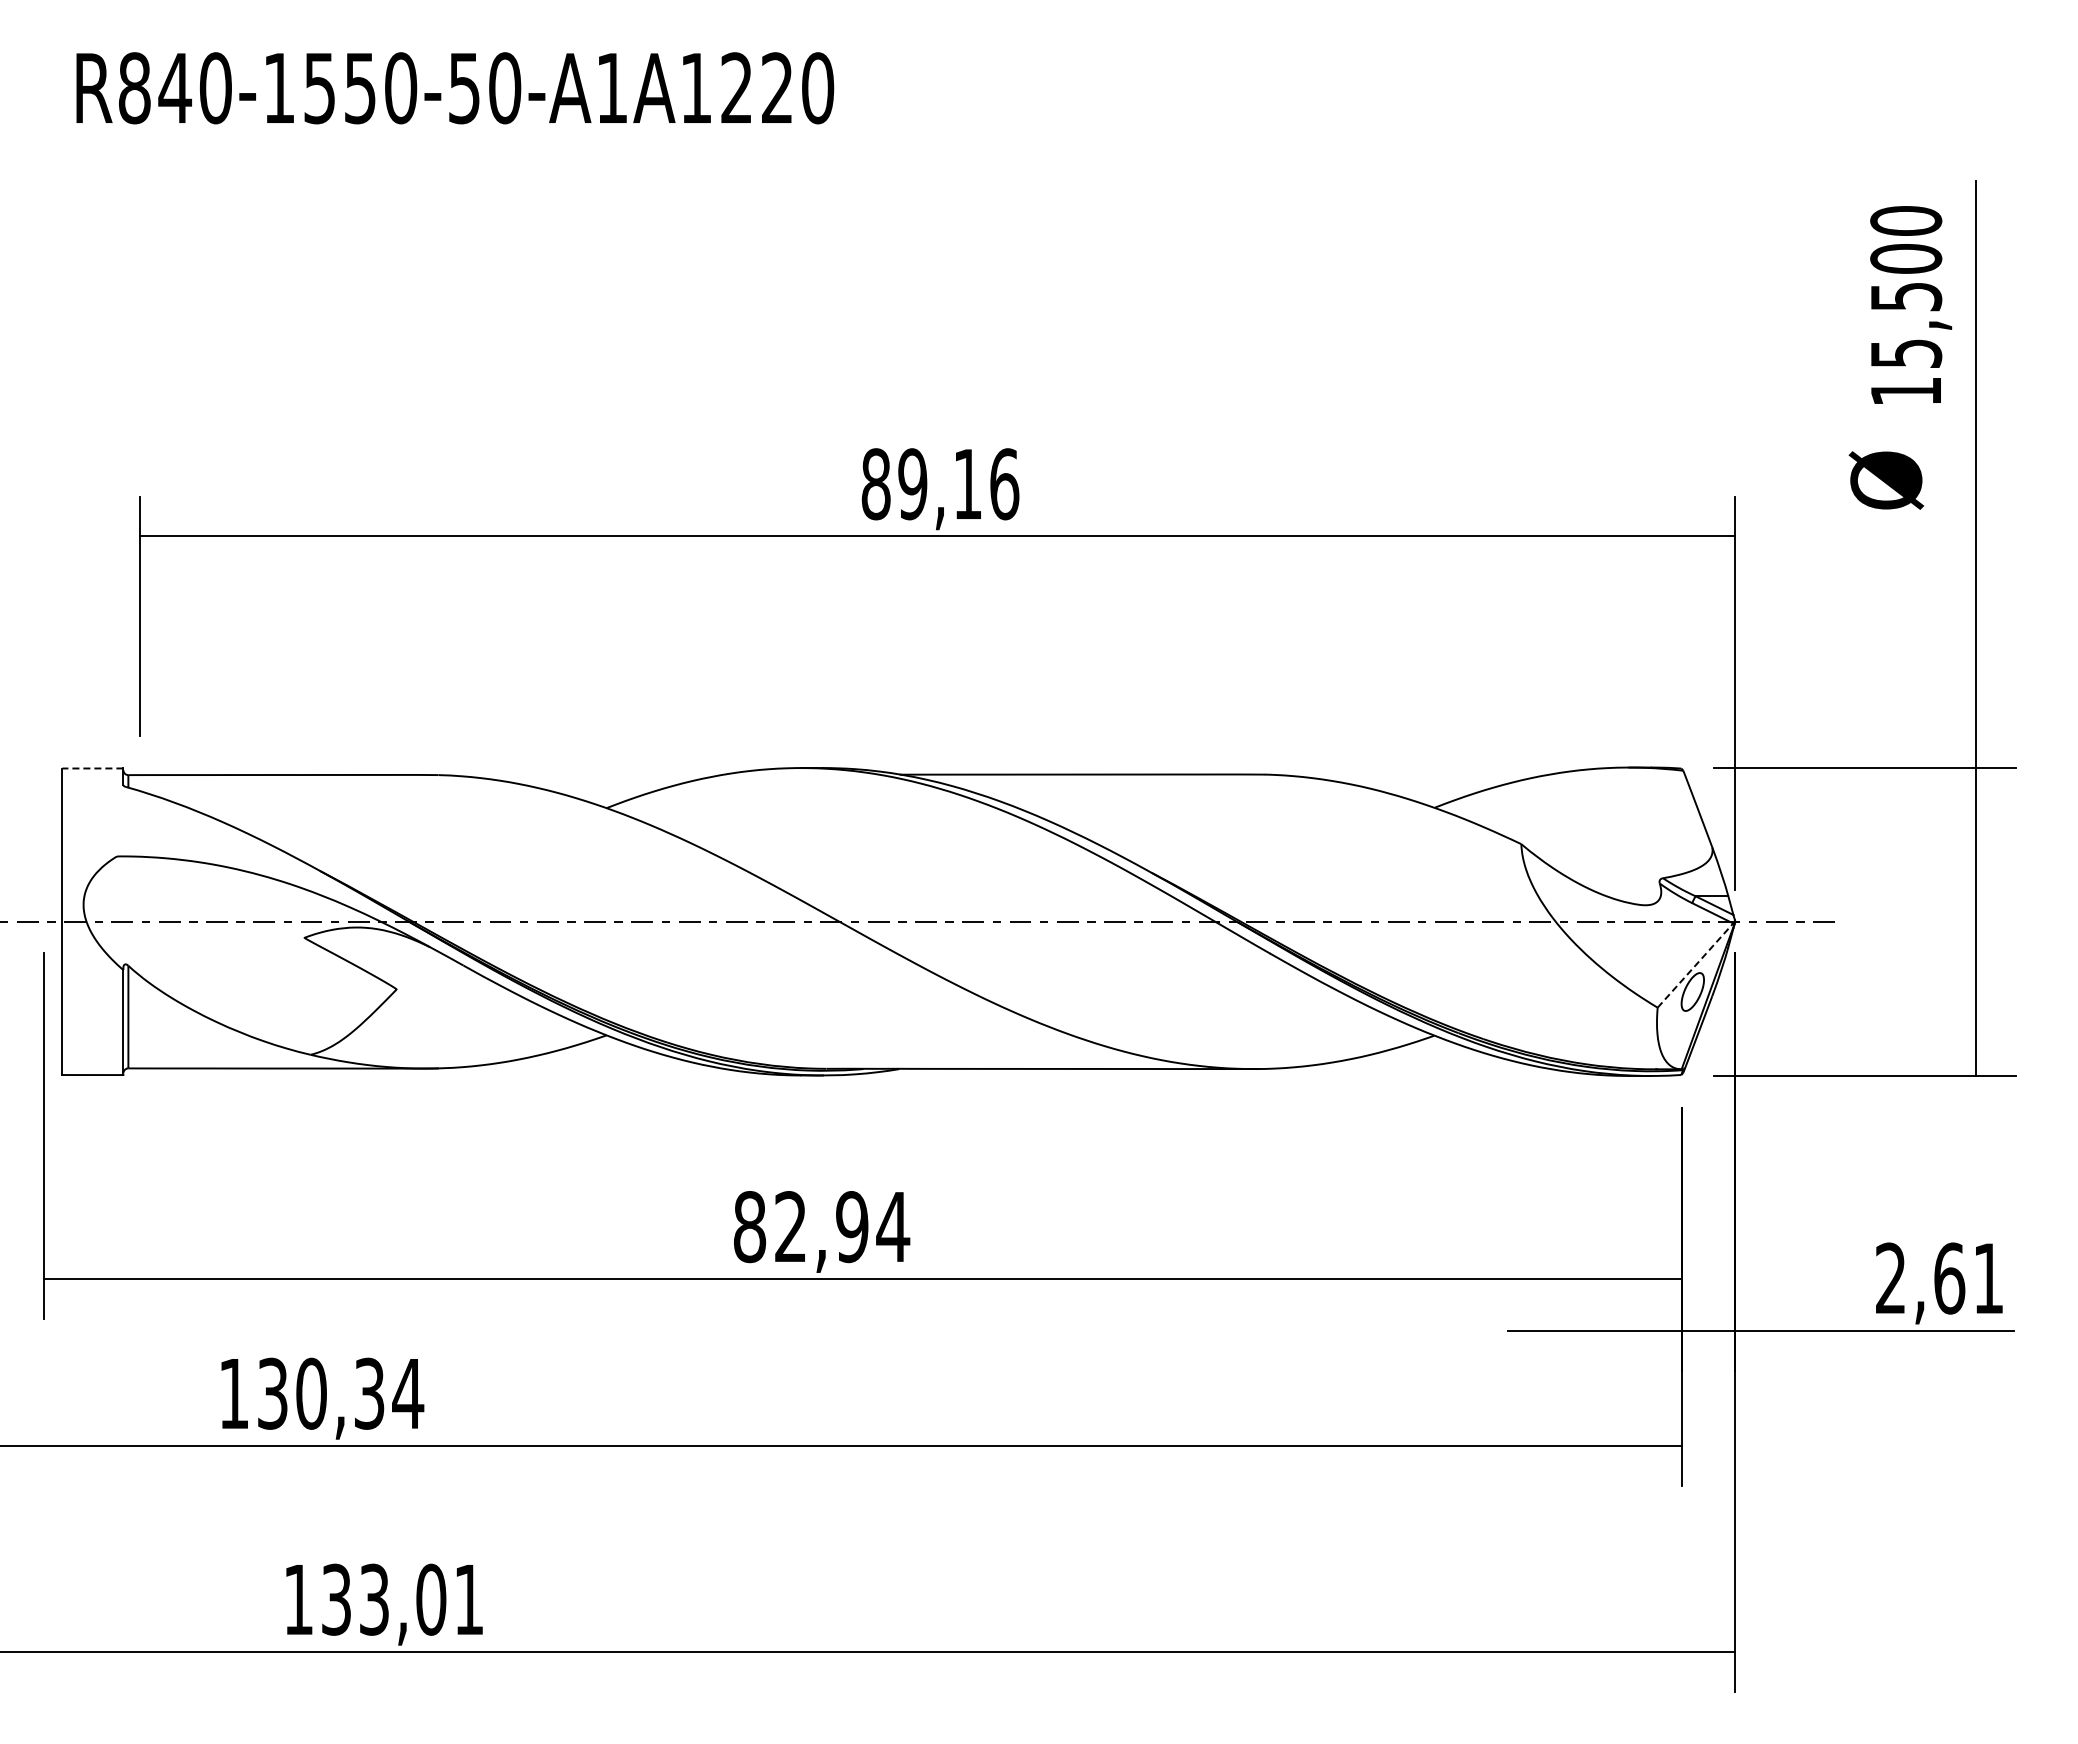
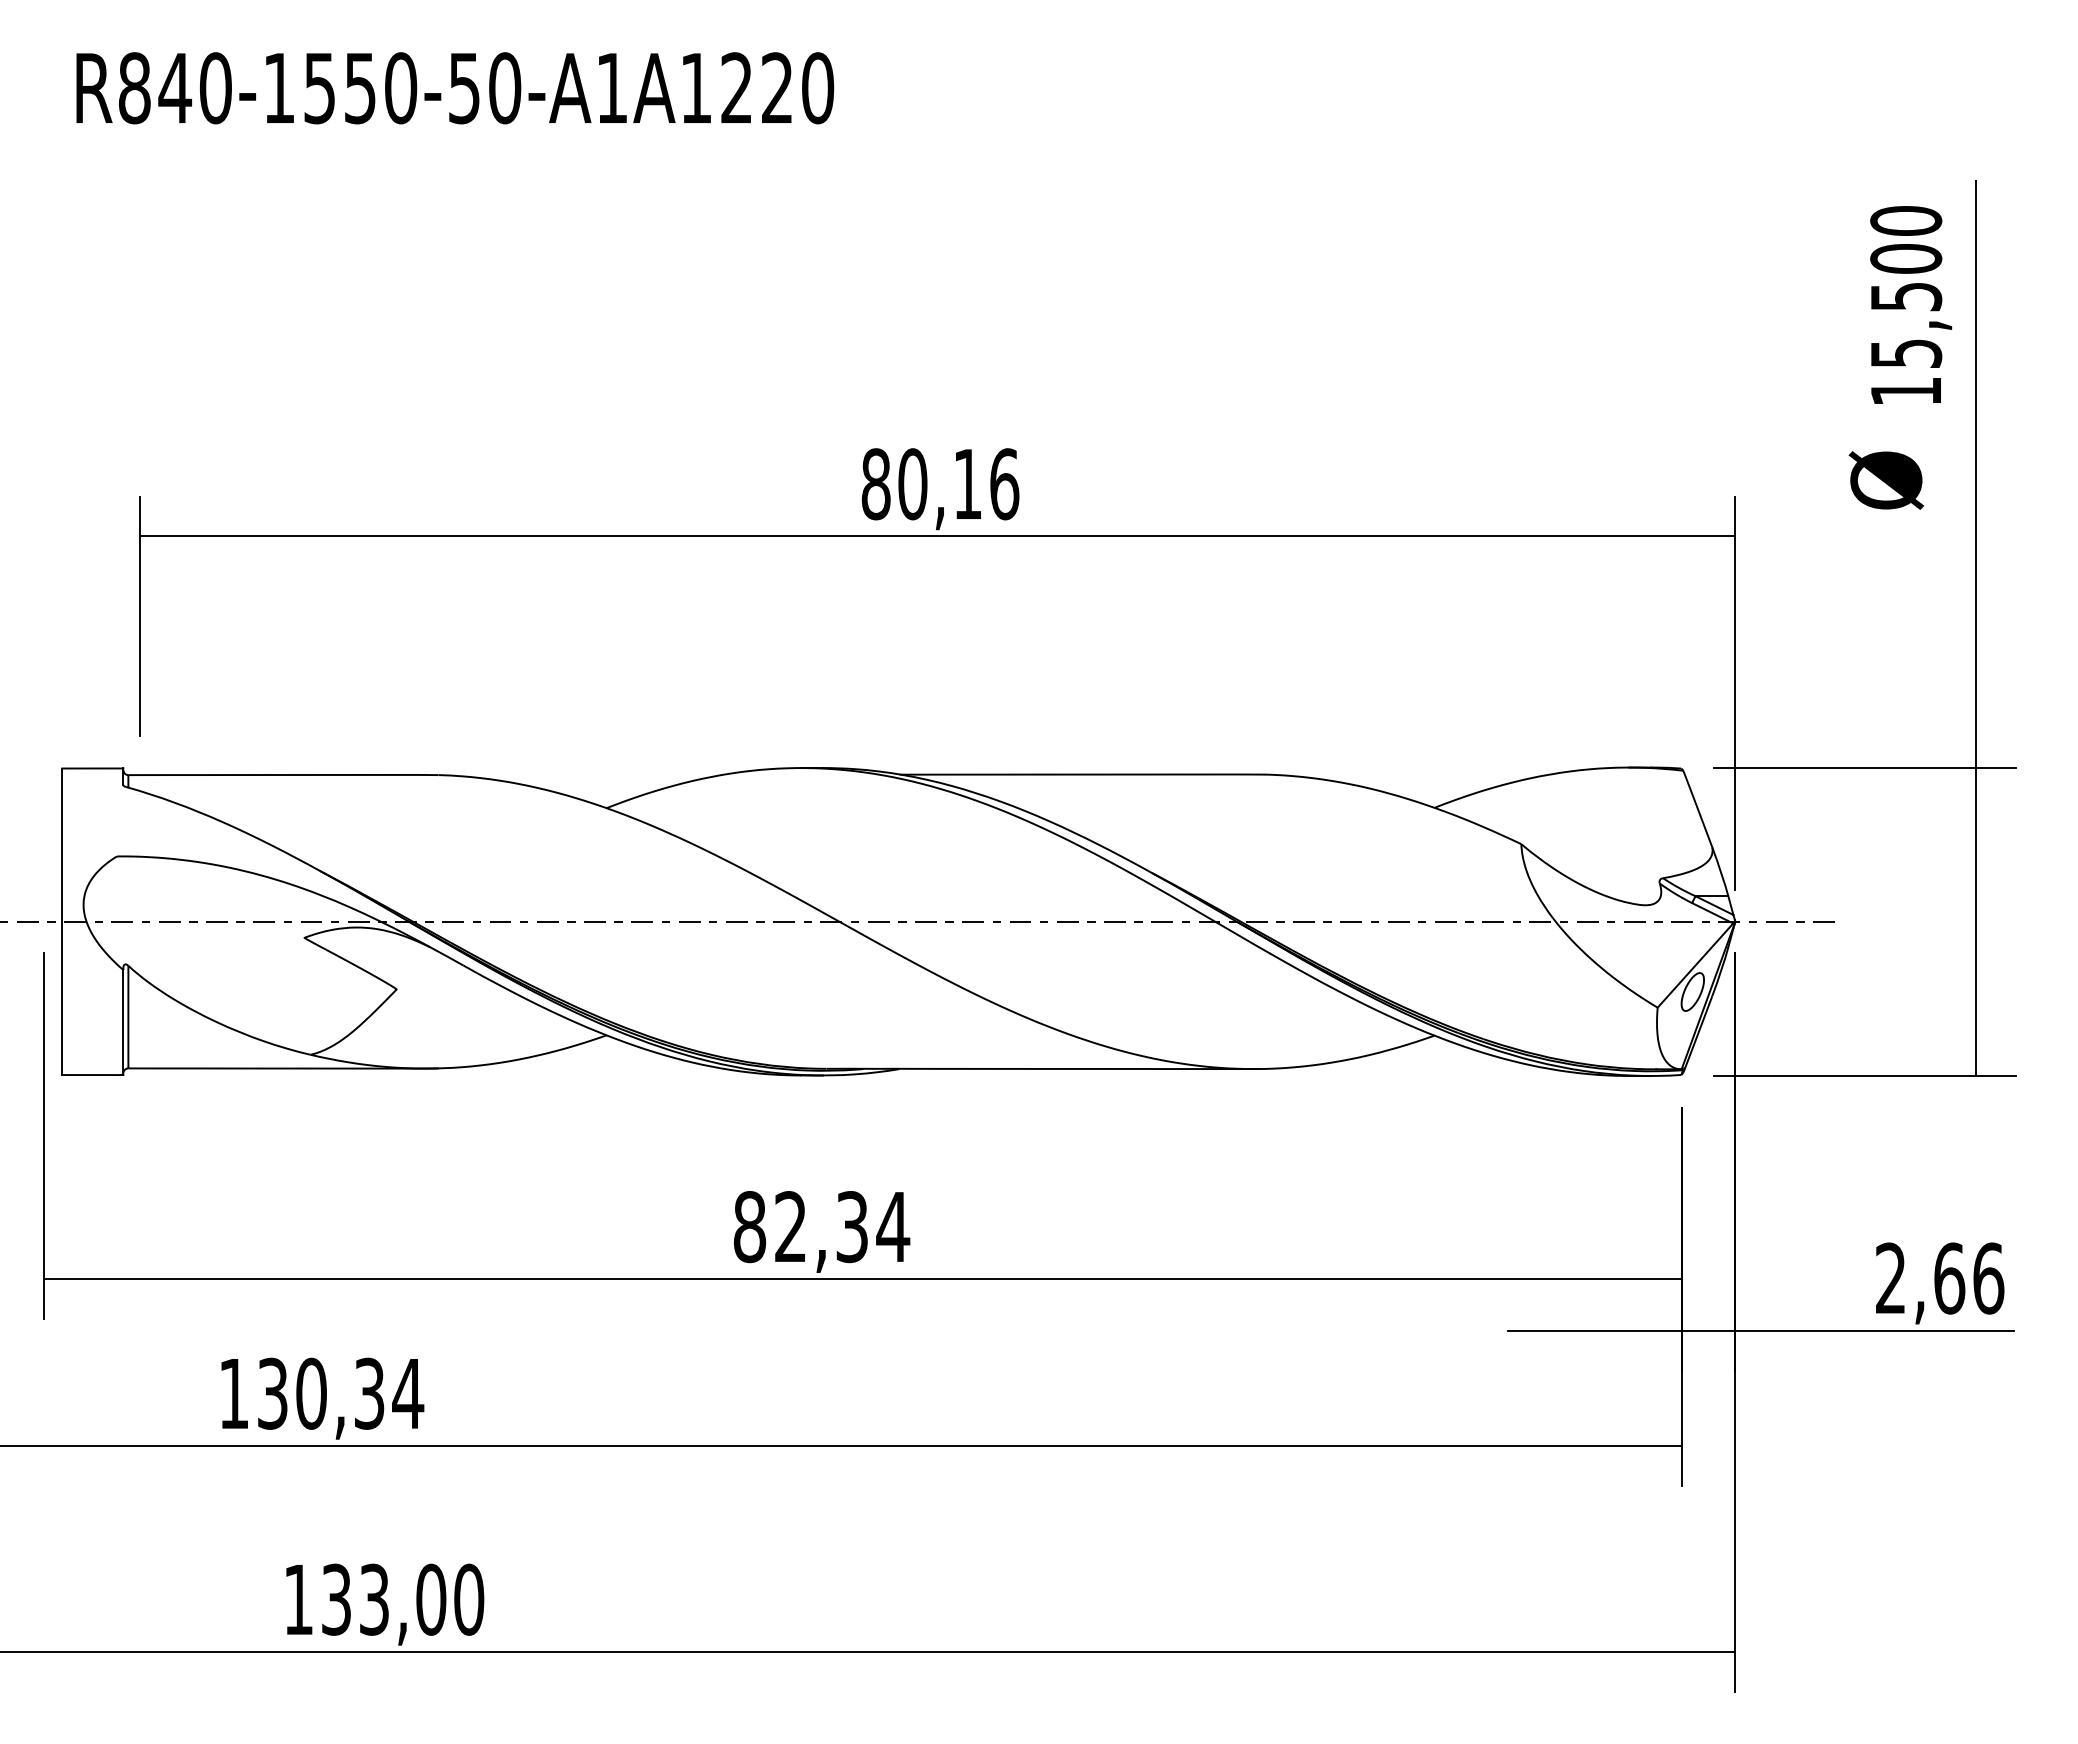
text: 89,16 -> 80,16 (912, 484)
line: dashed -> solid (92, 768)
line: dashed -> solid (1695, 965)
text: 82,94 -> 82,34 (852, 1226)
text: 2,61 -> 2,66 (1988, 1278)
text: 133,01 -> 133,00 (469, 1599)
